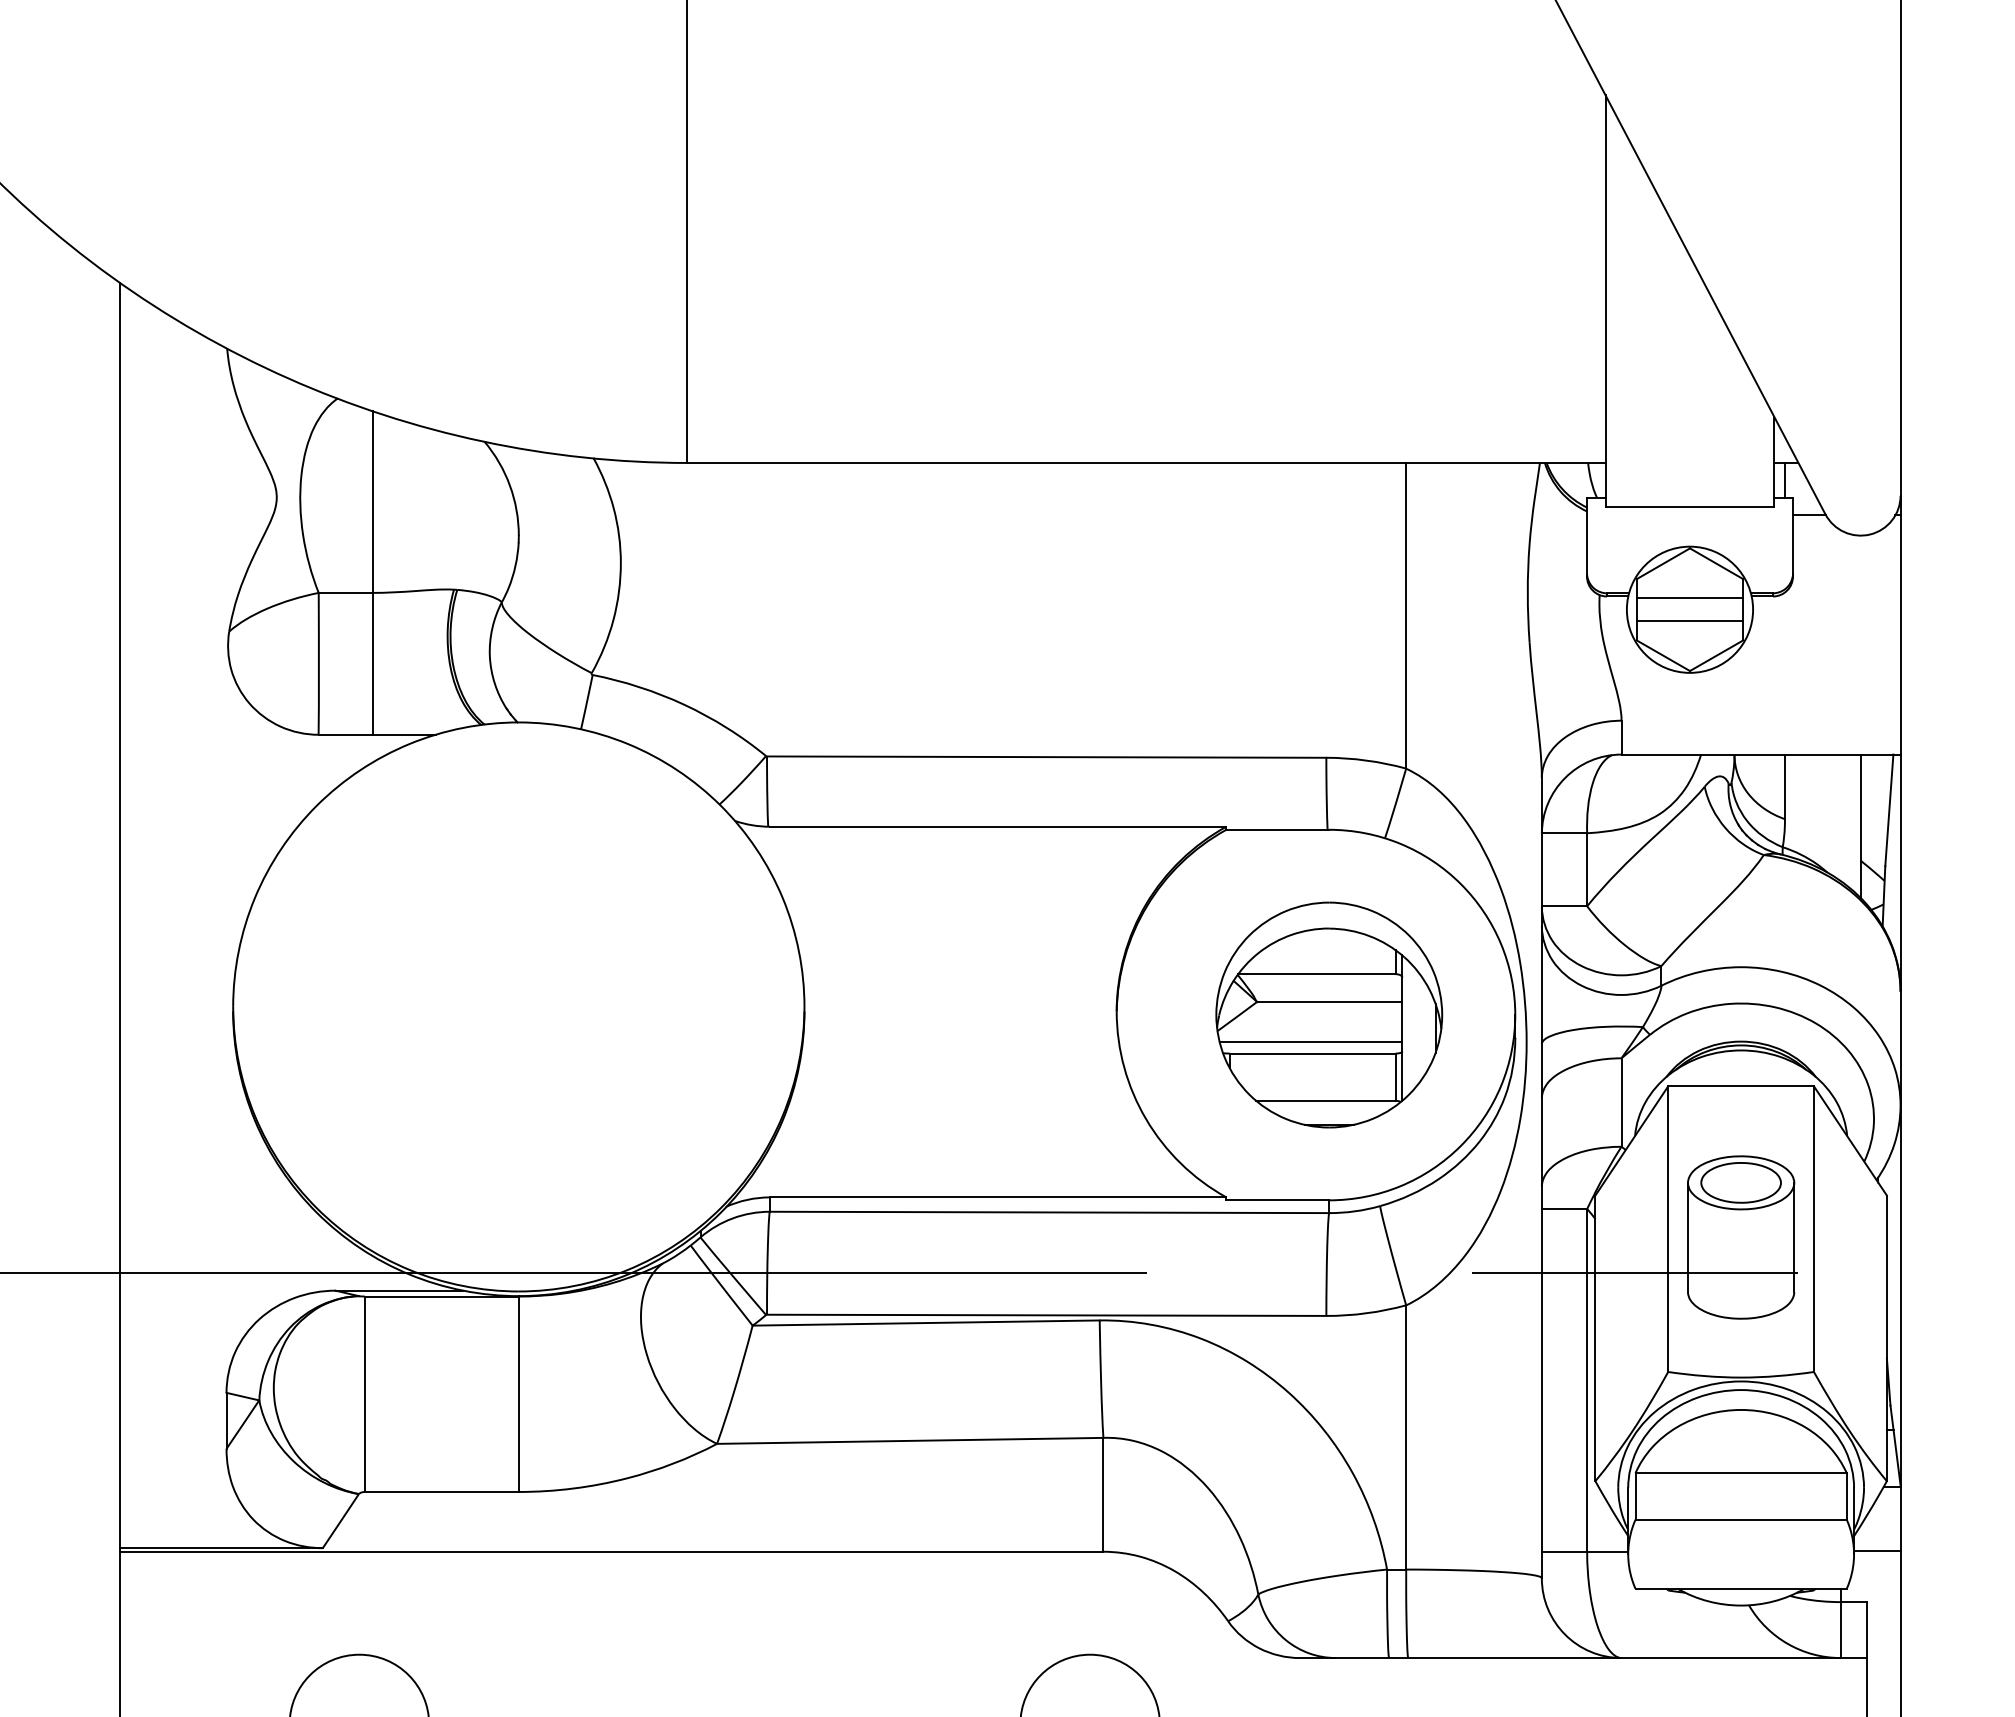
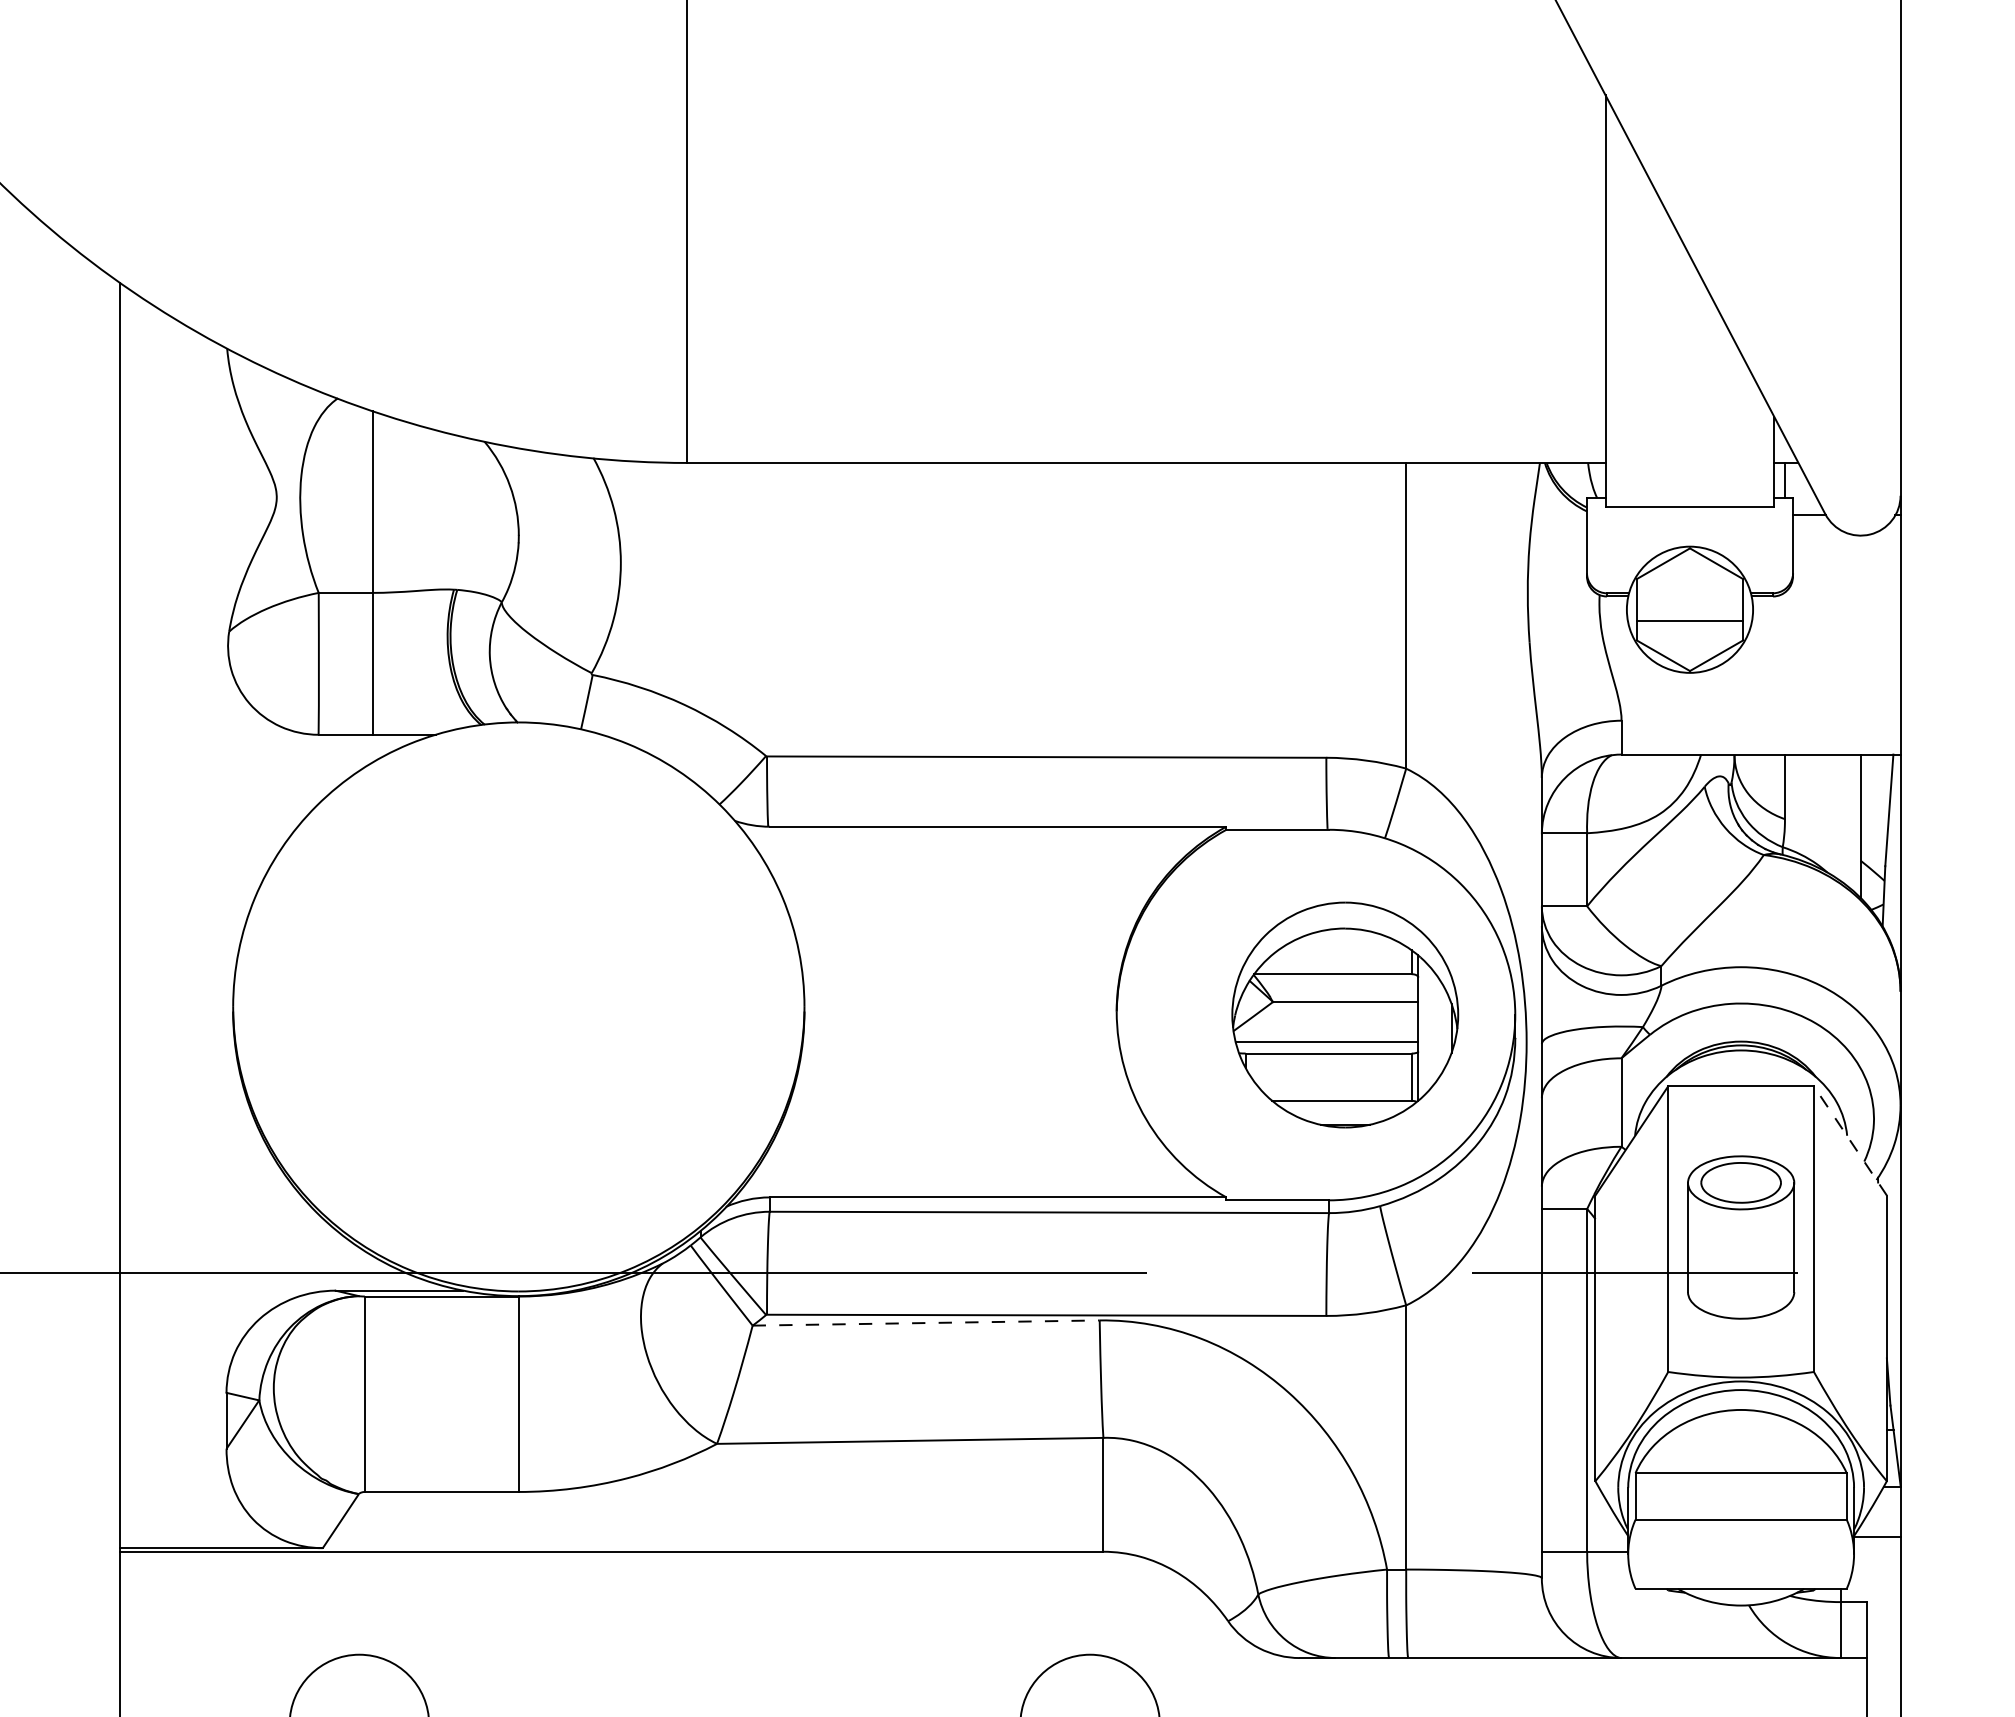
line: present -> none (1689, 598)
part position: (1329, 1014) -> (1345, 1014) (1345, 1014)
line: solid -> dashed (1850, 1140)
line: solid -> dashed (926, 1323)
line position: (1877, 1550) -> (1877, 1536) (1877, 1536)
